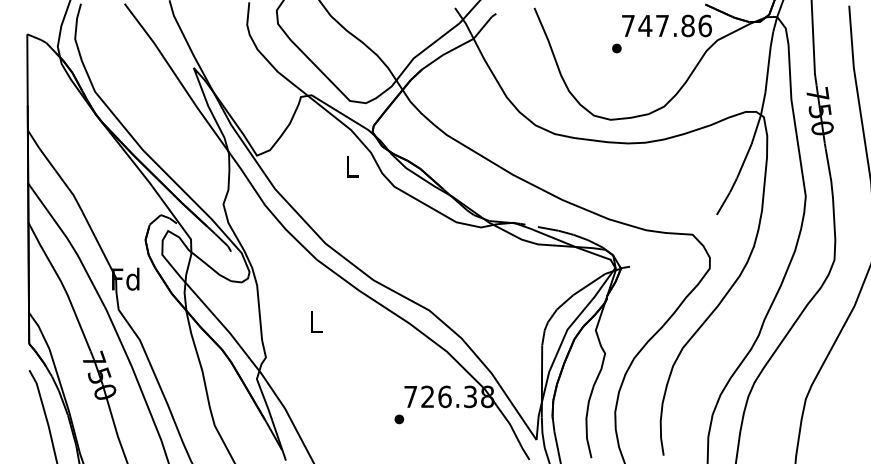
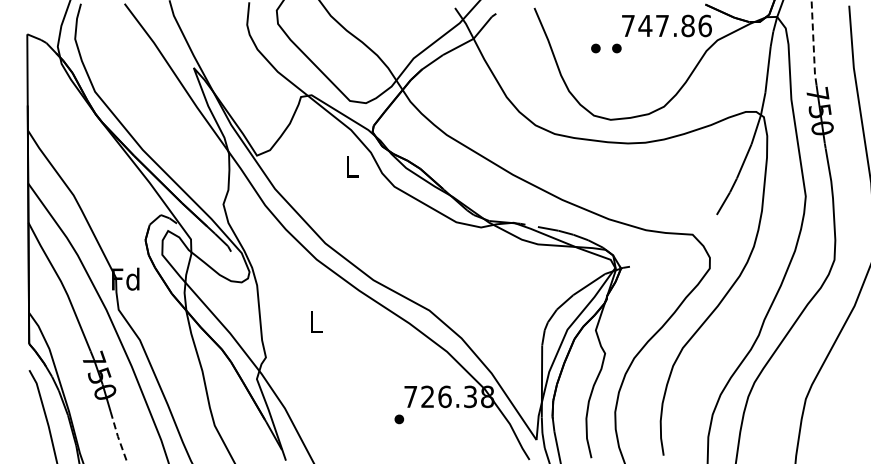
line: solid -> dashed (813, 43)
part: none -> present (595, 48)
line: solid -> dashed (118, 437)
